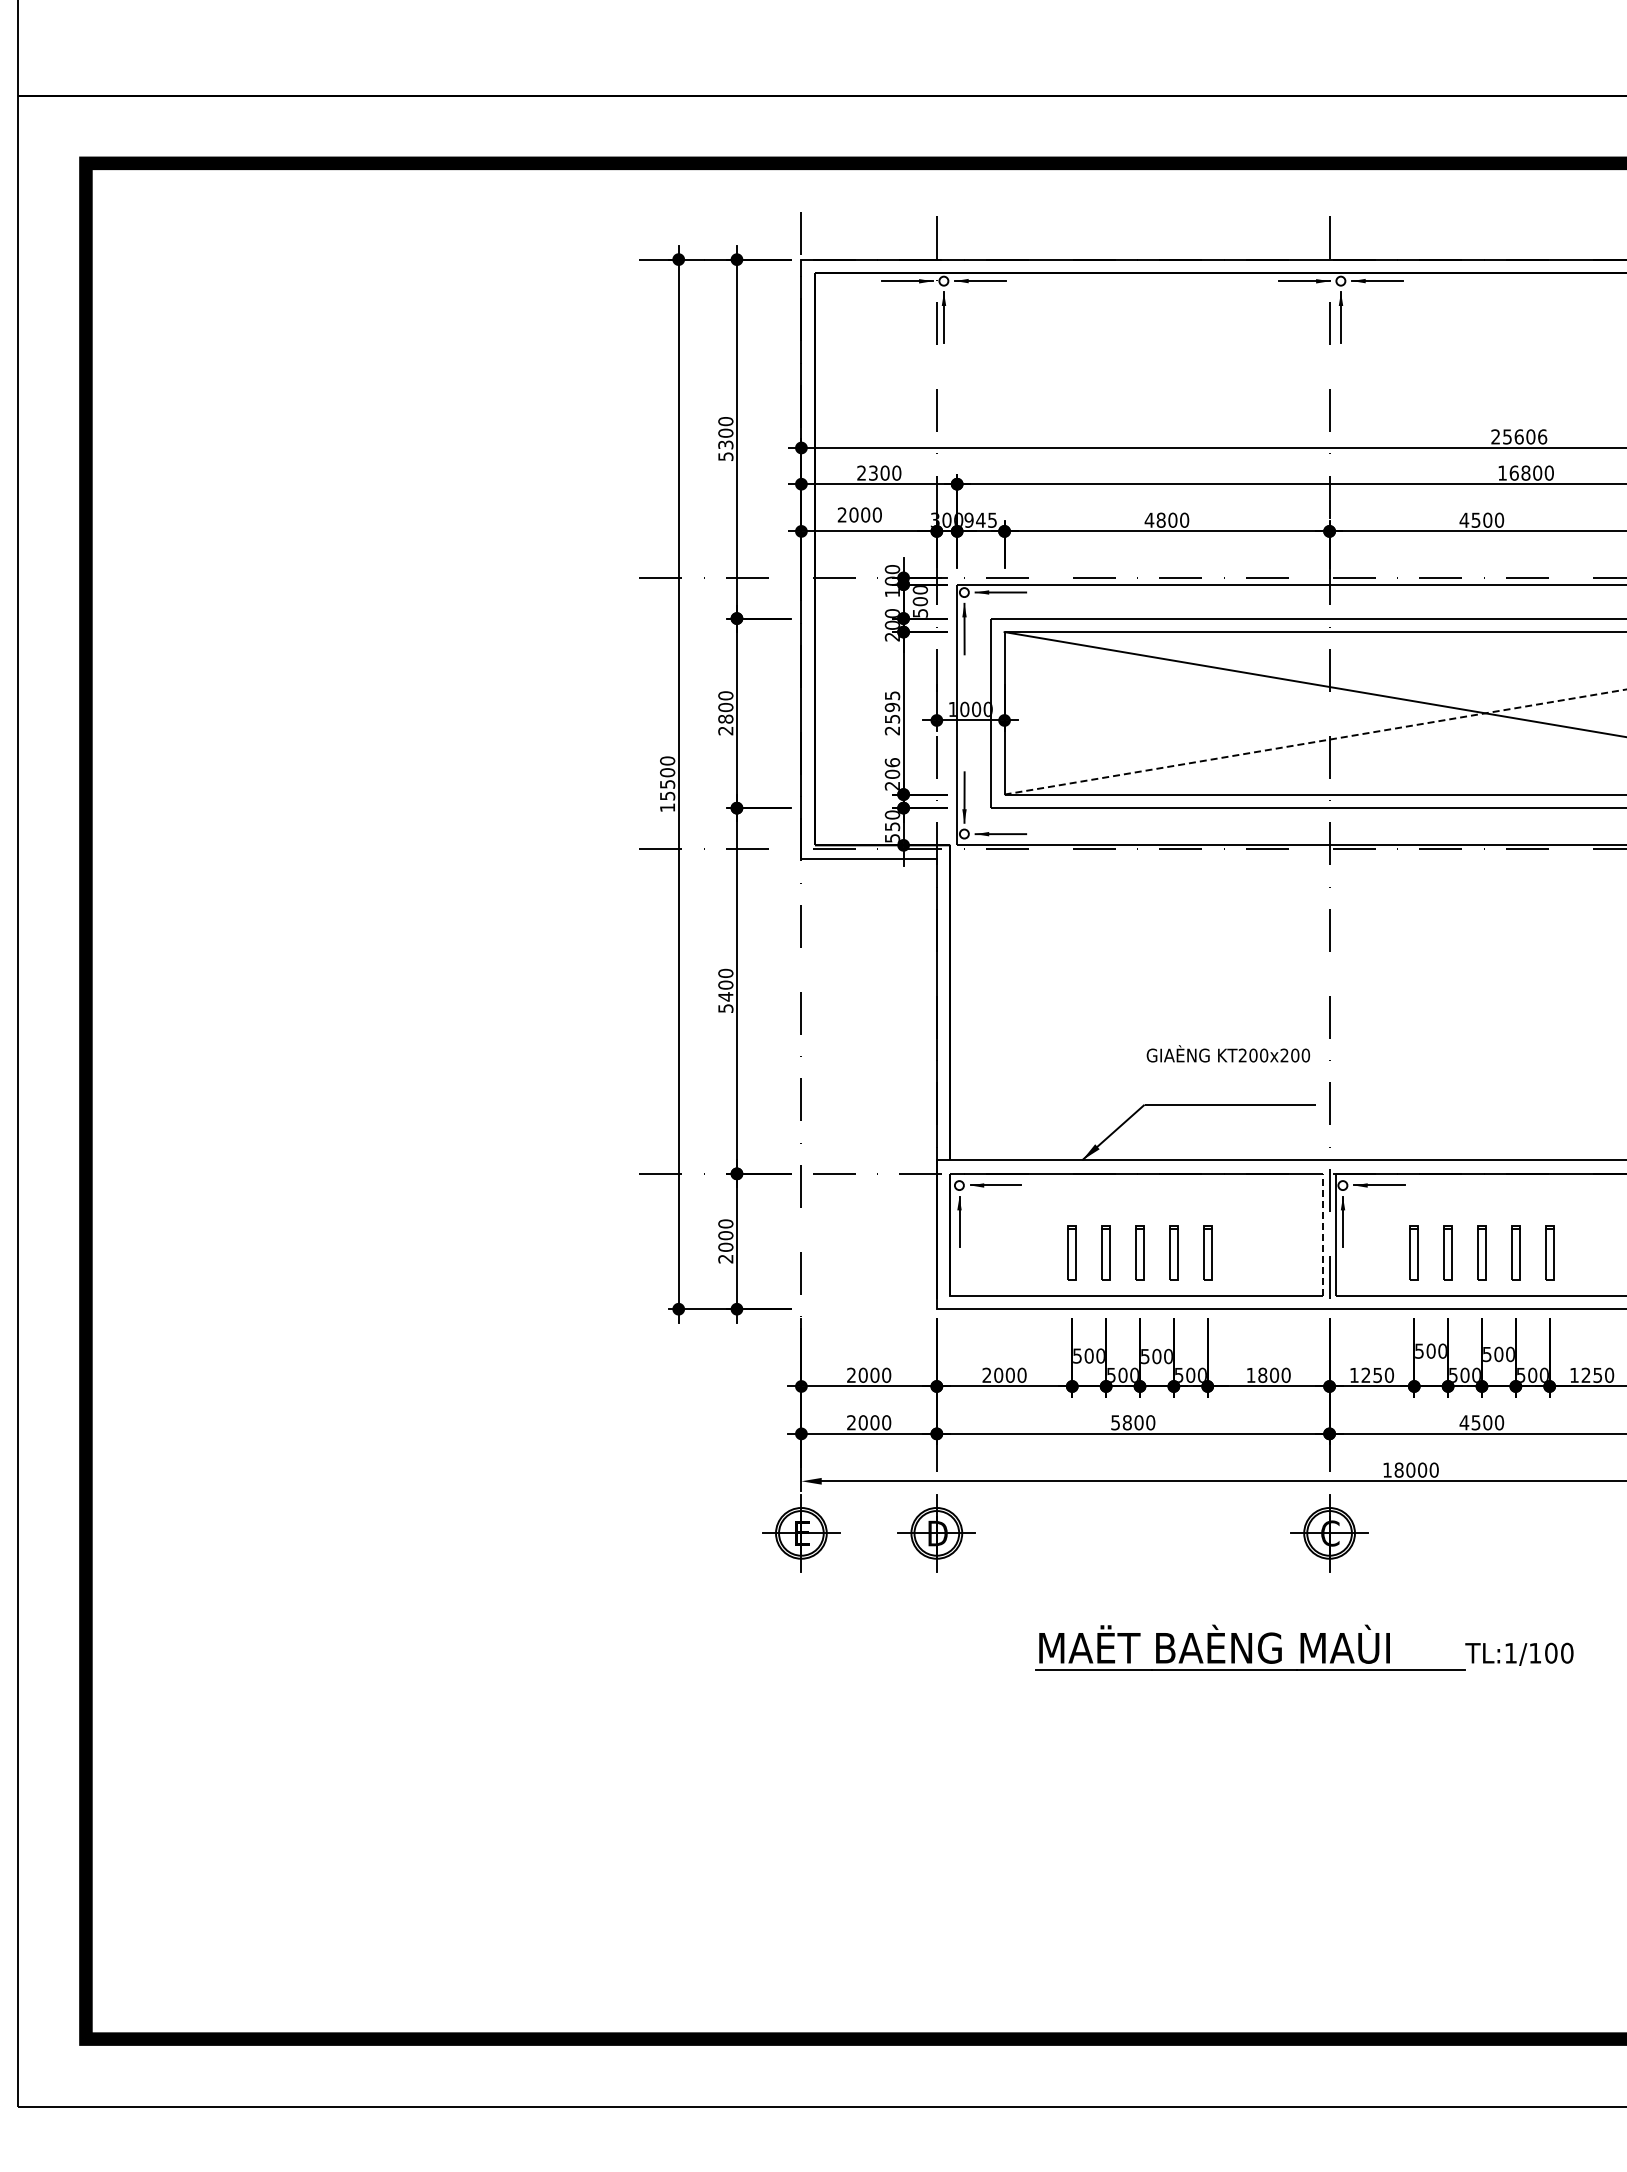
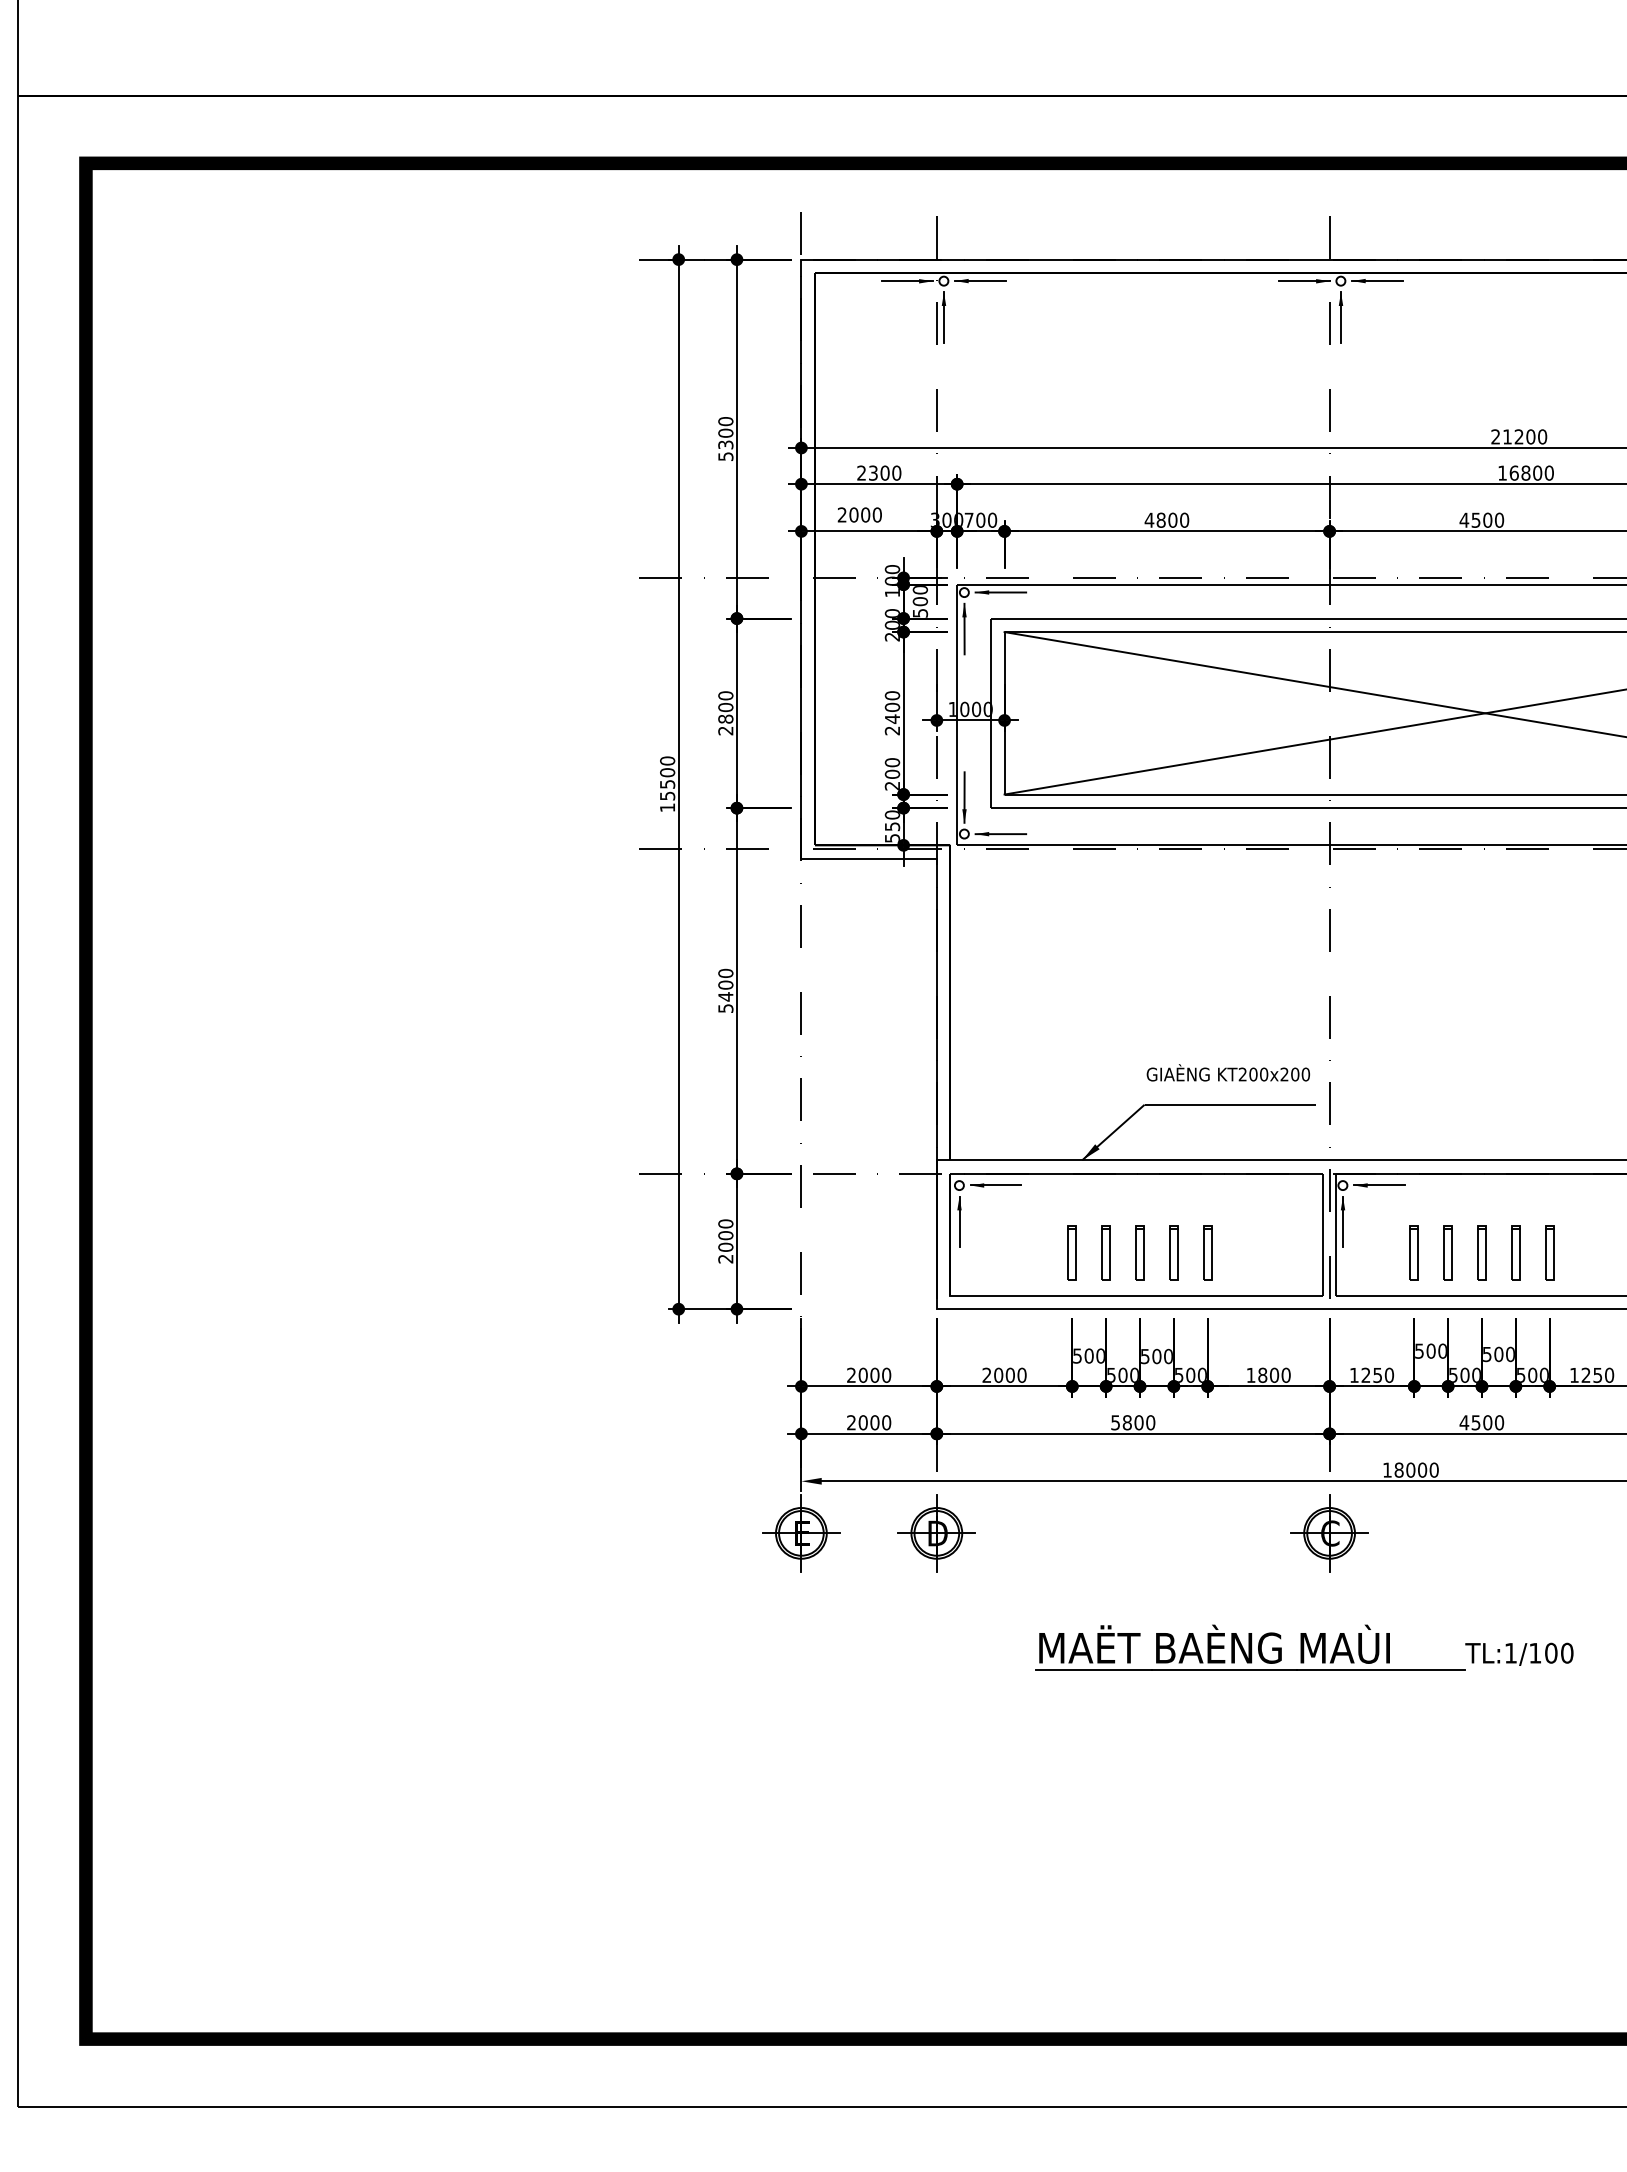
text: 25606 -> 21200 (1525, 436)
text: 945 -> 700 (980, 519)
text: 2595 -> 2400 (892, 707)
line: dashed -> solid (1315, 741)
text: 206 -> 200 (891, 762)
text position: (1227, 1053) -> (1227, 1072) (1227, 1072)
line: dashed -> solid (1322, 1234)
